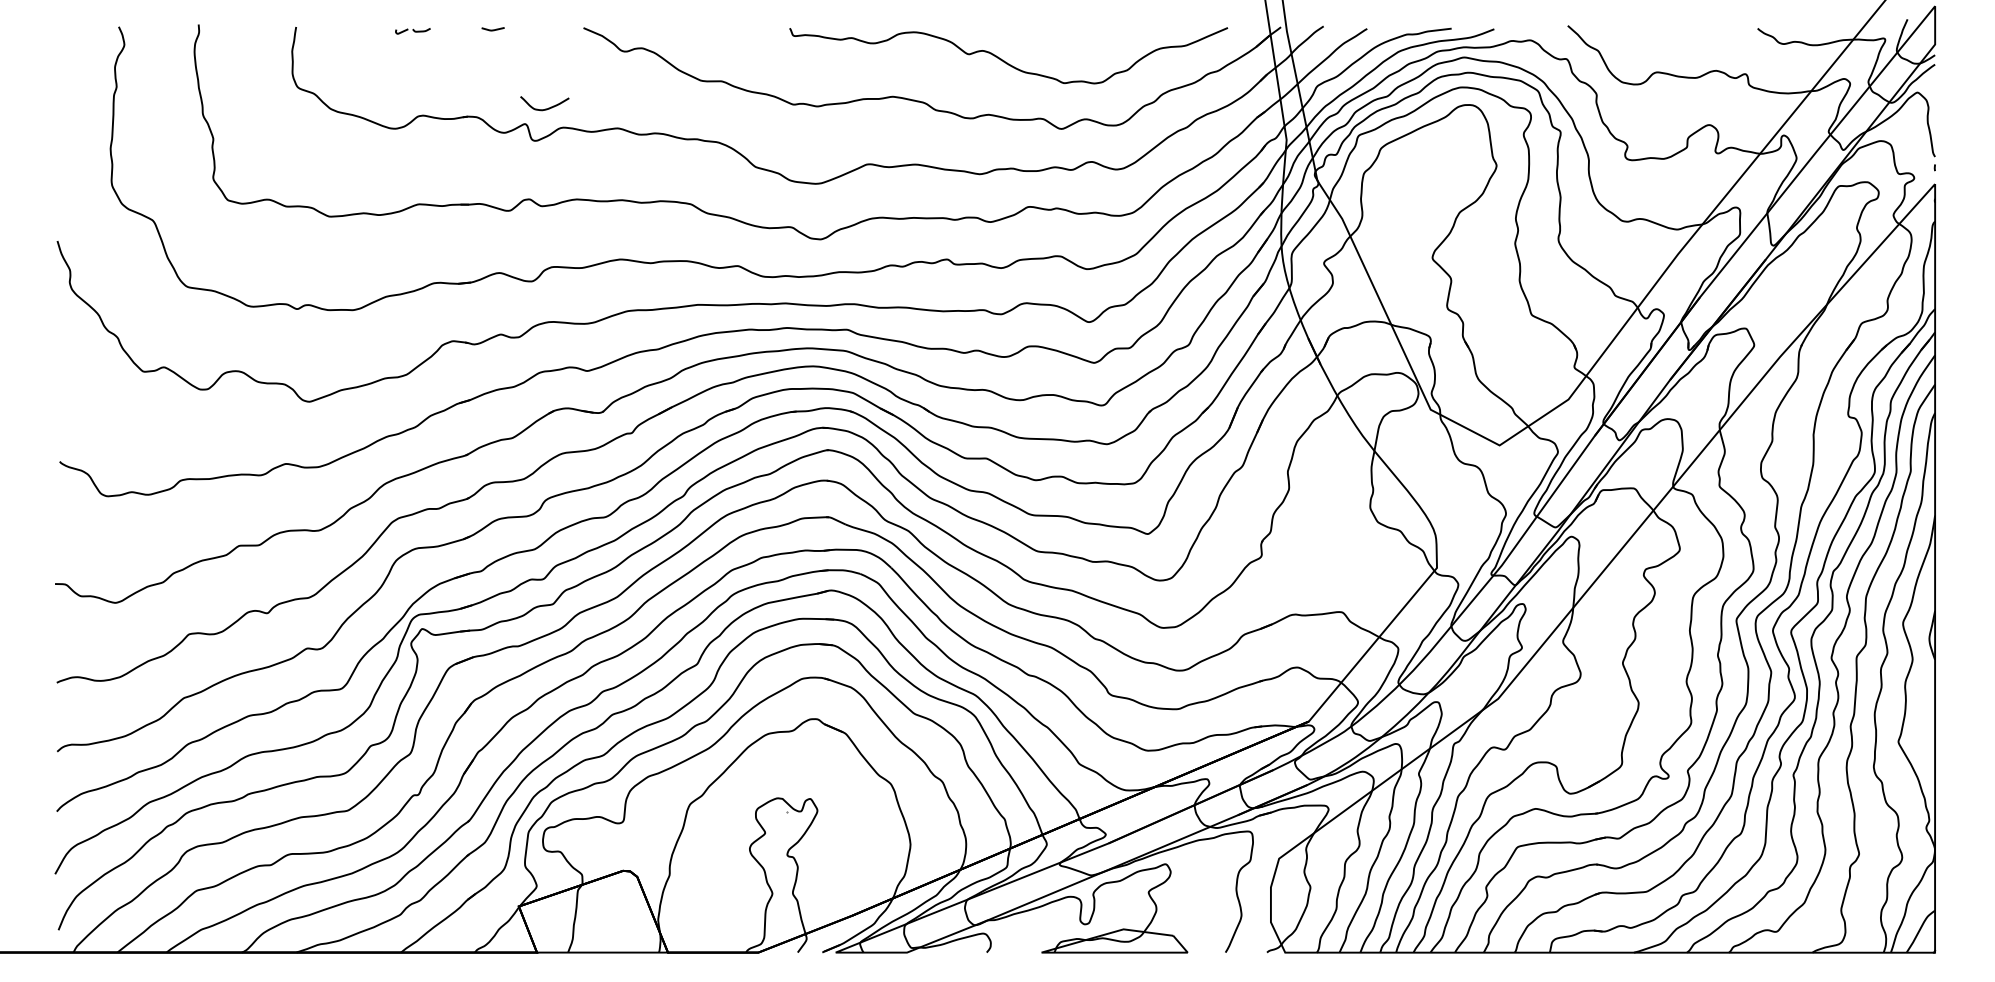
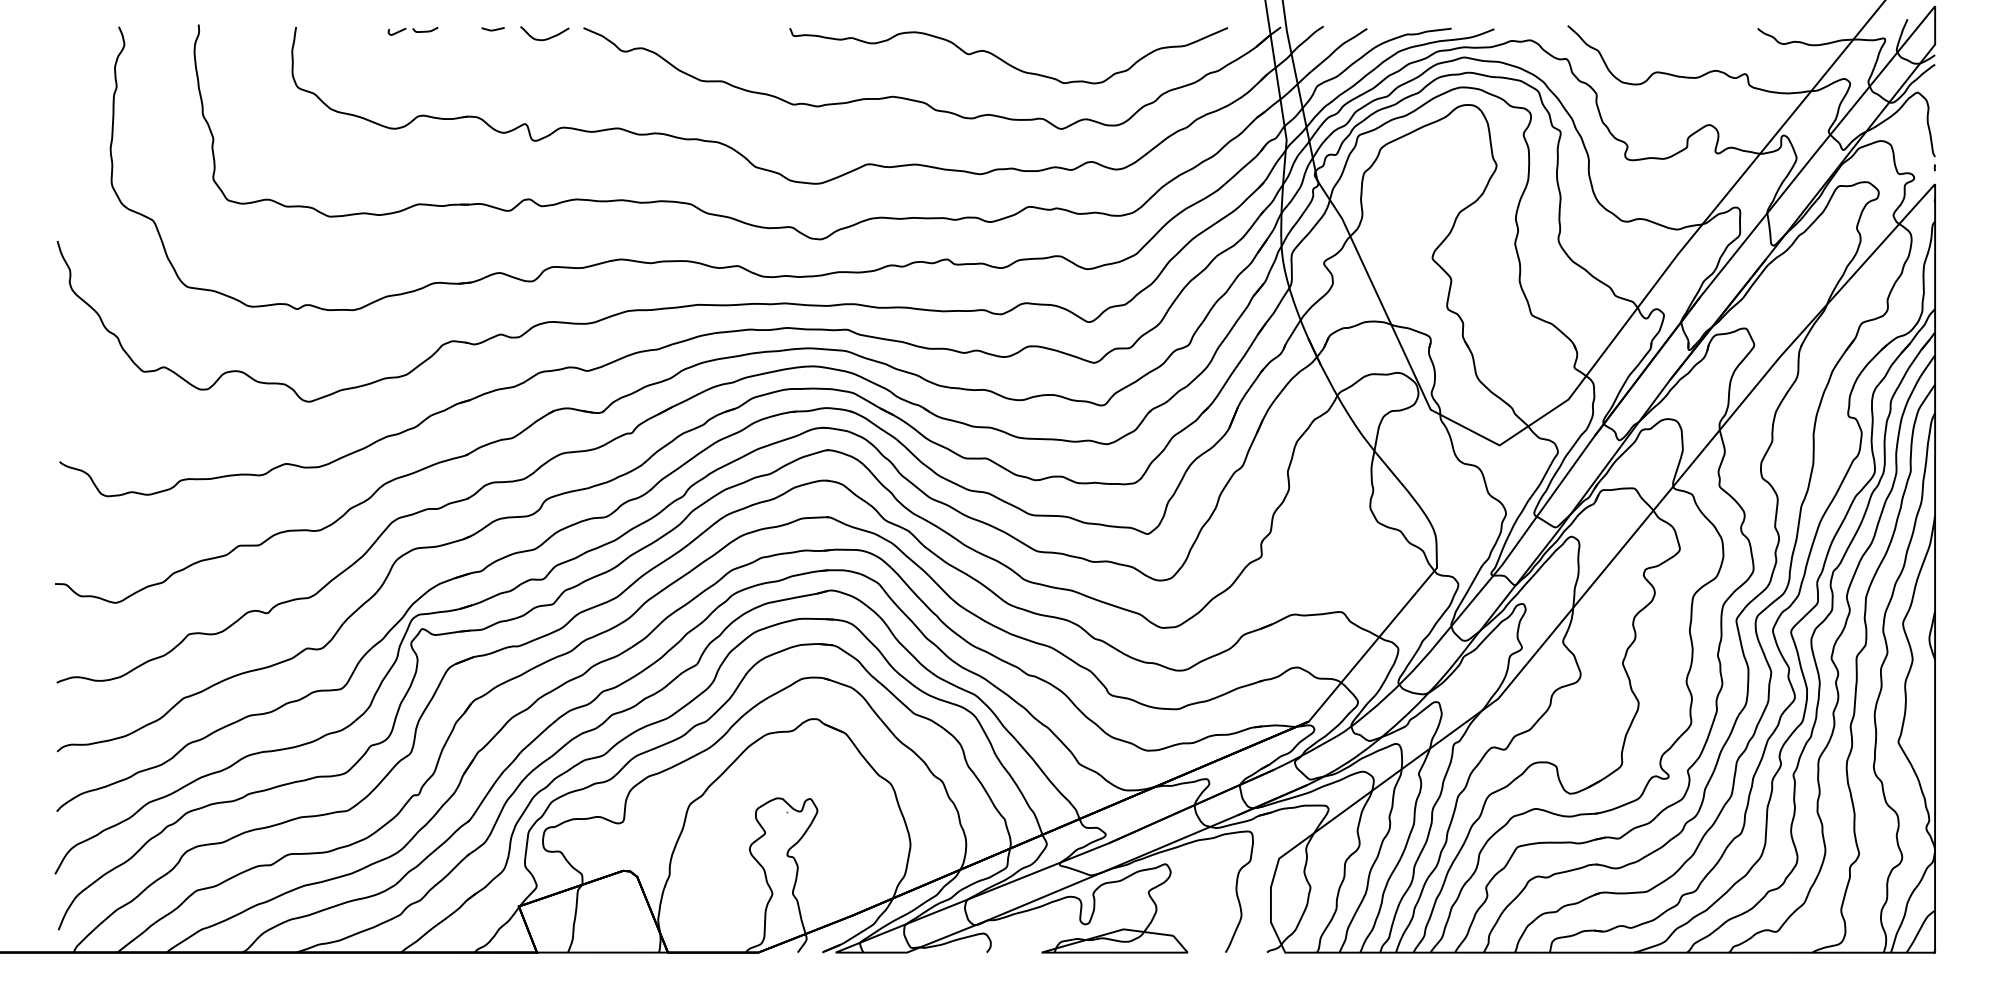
part size: 36x7 px -> 52x10 px (412, 30)
curve position: (545, 108) -> (545, 38) (545, 38)
